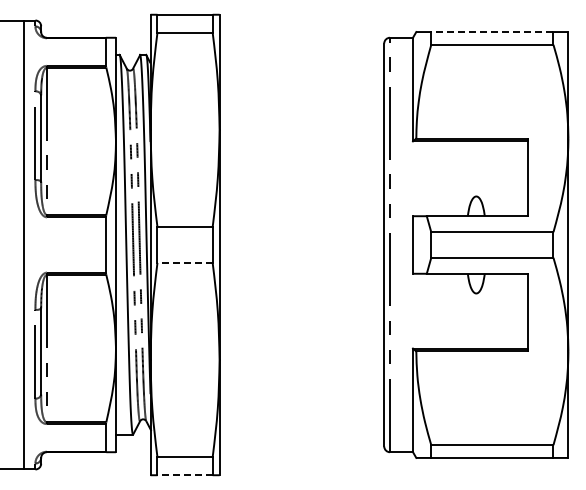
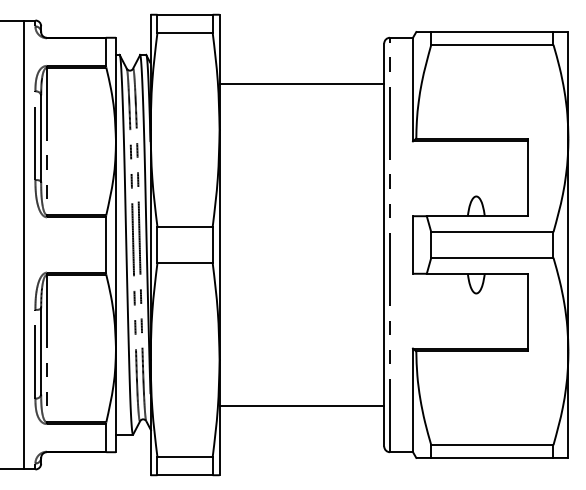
line: dashed -> solid (491, 32)
line: none -> present (301, 83)
line: dashed -> solid (185, 262)
line: none -> present (301, 406)
line: dashed -> solid (185, 475)
